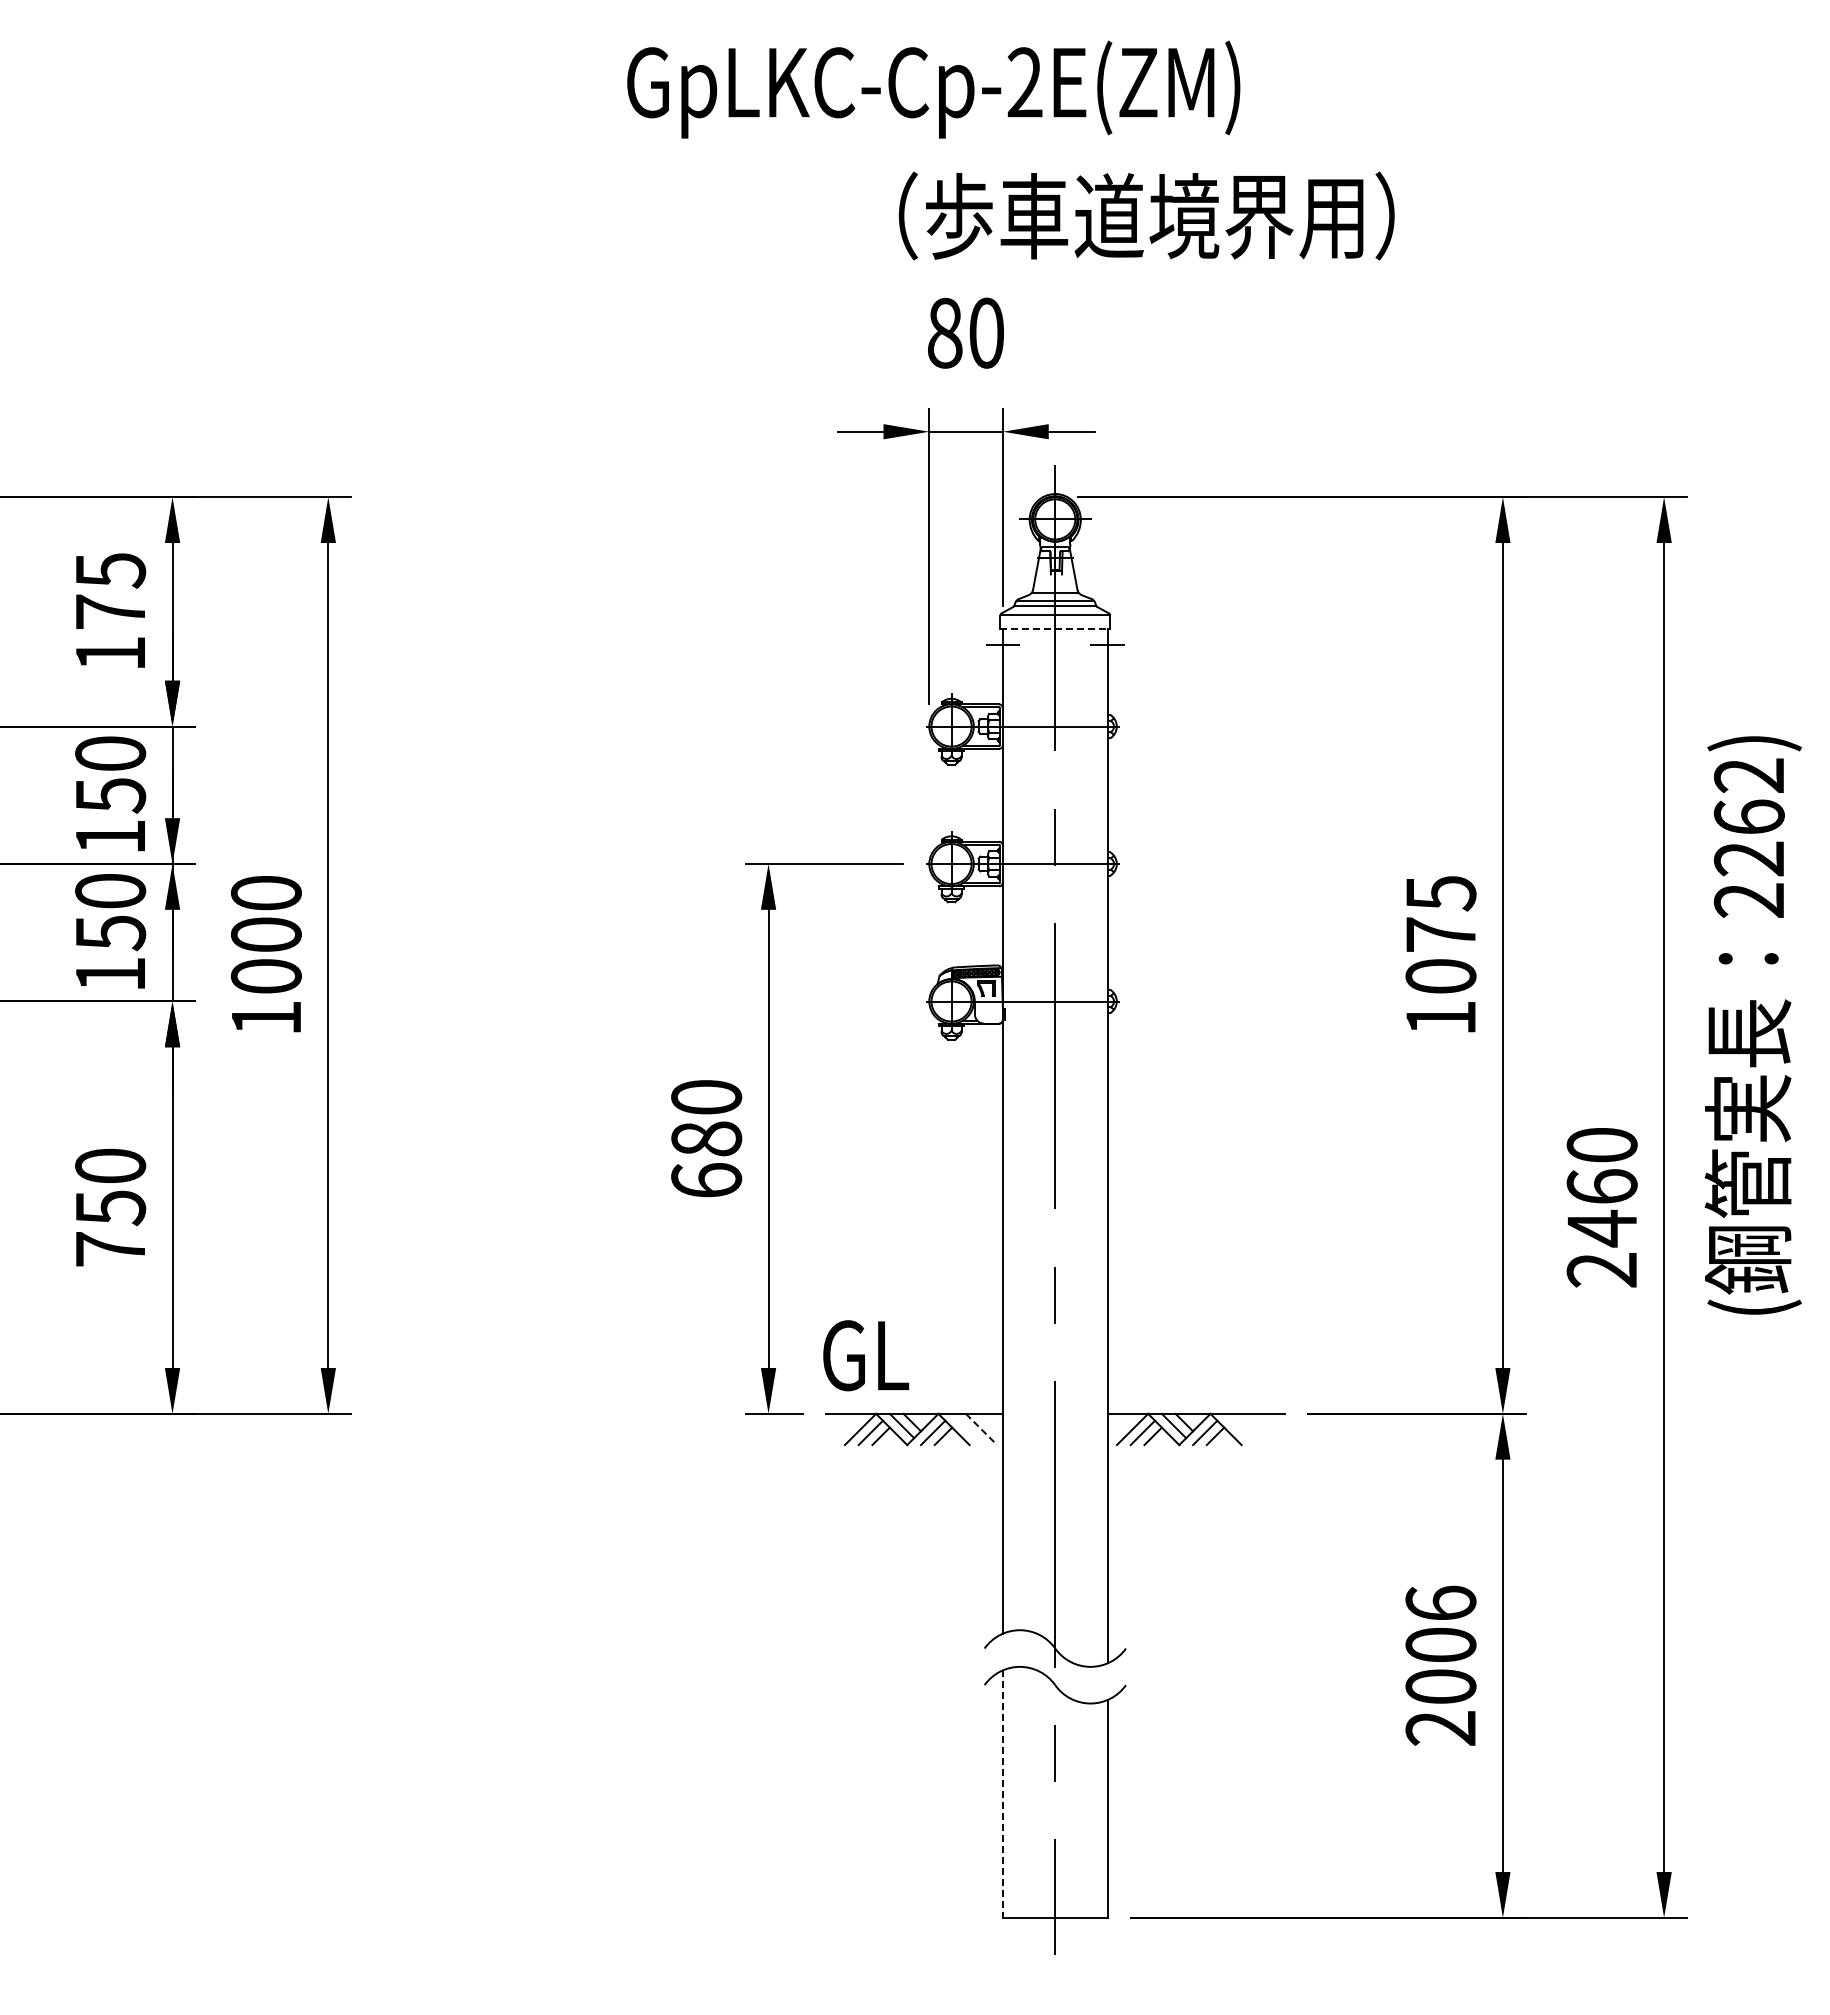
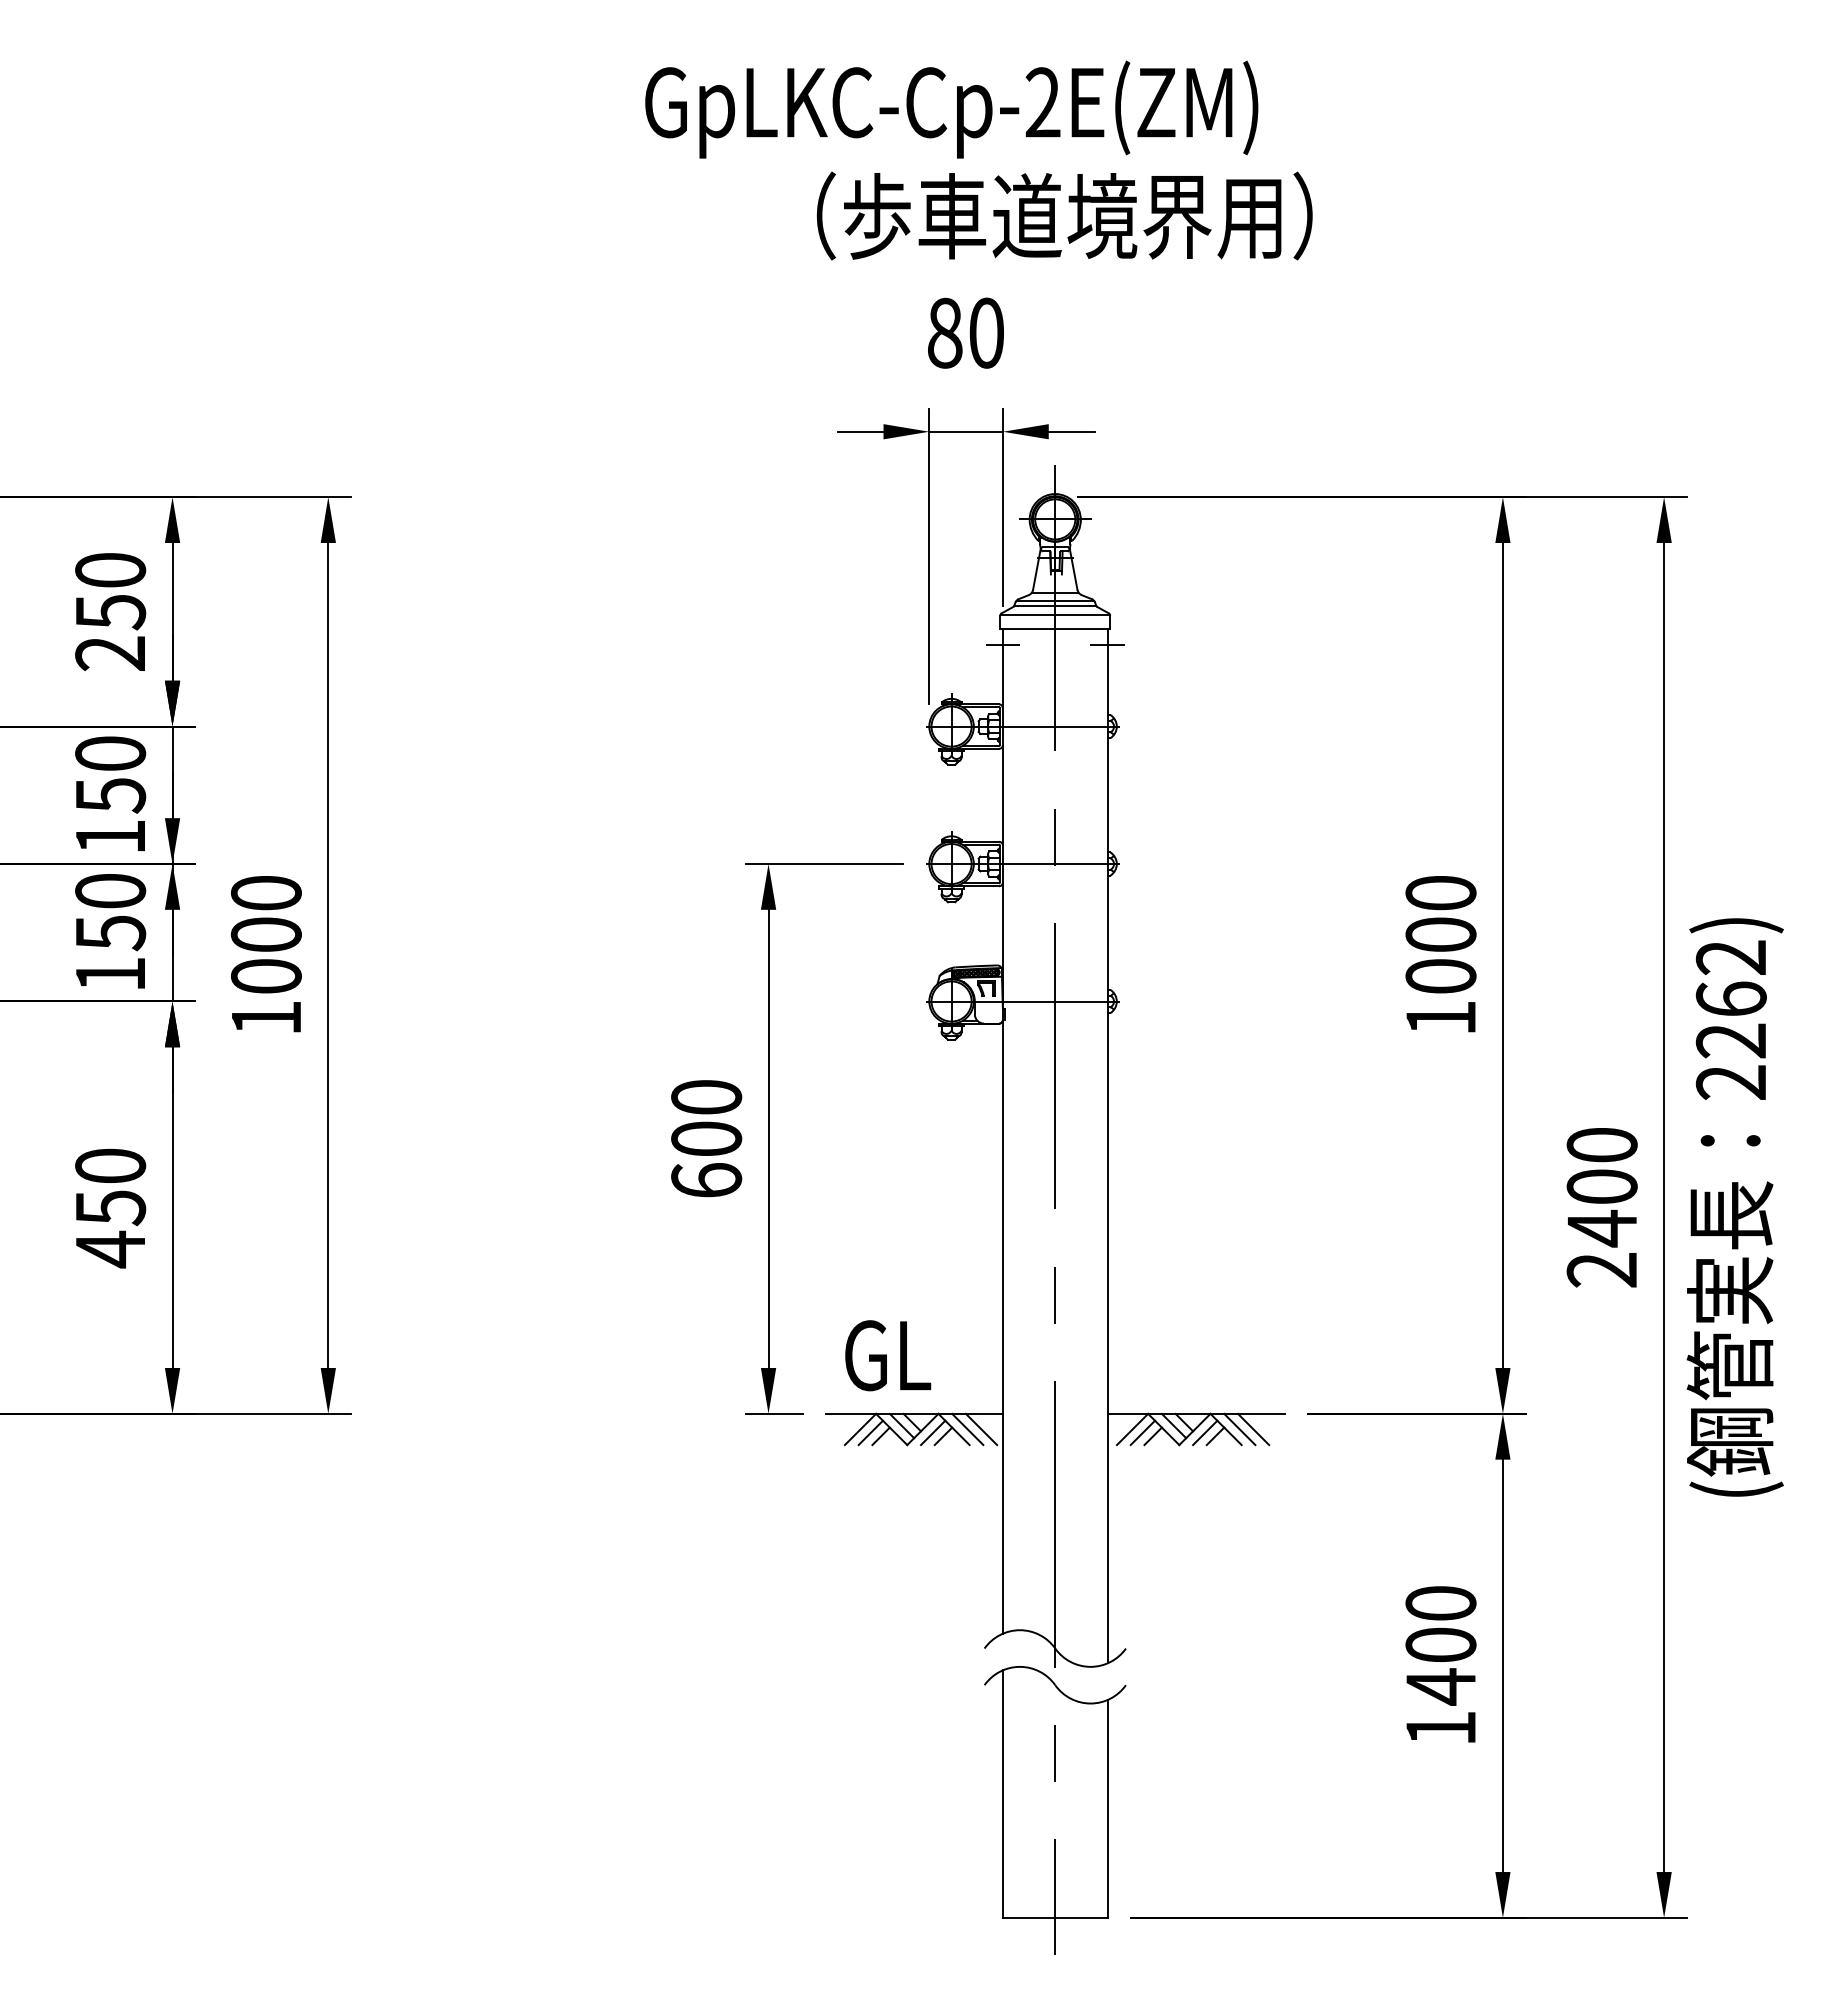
text position: (933, 89) -> (951, 109) (951, 109)
text position: (1146, 215) -> (1064, 215) (1064, 215)
text: 175 -> 250 (110, 612)
line: dashed -> solid (1055, 628)
text: 1075 -> 1000 (1440, 913)
text position: (1752, 1025) -> (1734, 1207) (1734, 1207)
text: 680 -> 600 (706, 1138)
text: 2460 -> 2400 (1601, 1186)
text: 750 -> 450 (110, 1249)
text position: (866, 1355) -> (888, 1355) (888, 1355)
line: none -> present (967, 1429)
line: dashed -> solid (981, 1429)
line: none -> present (1239, 1429)
line: none -> present (1253, 1429)
text: 2006 -> 1400 (1440, 1665)
line: dashed -> solid (1002, 1794)
